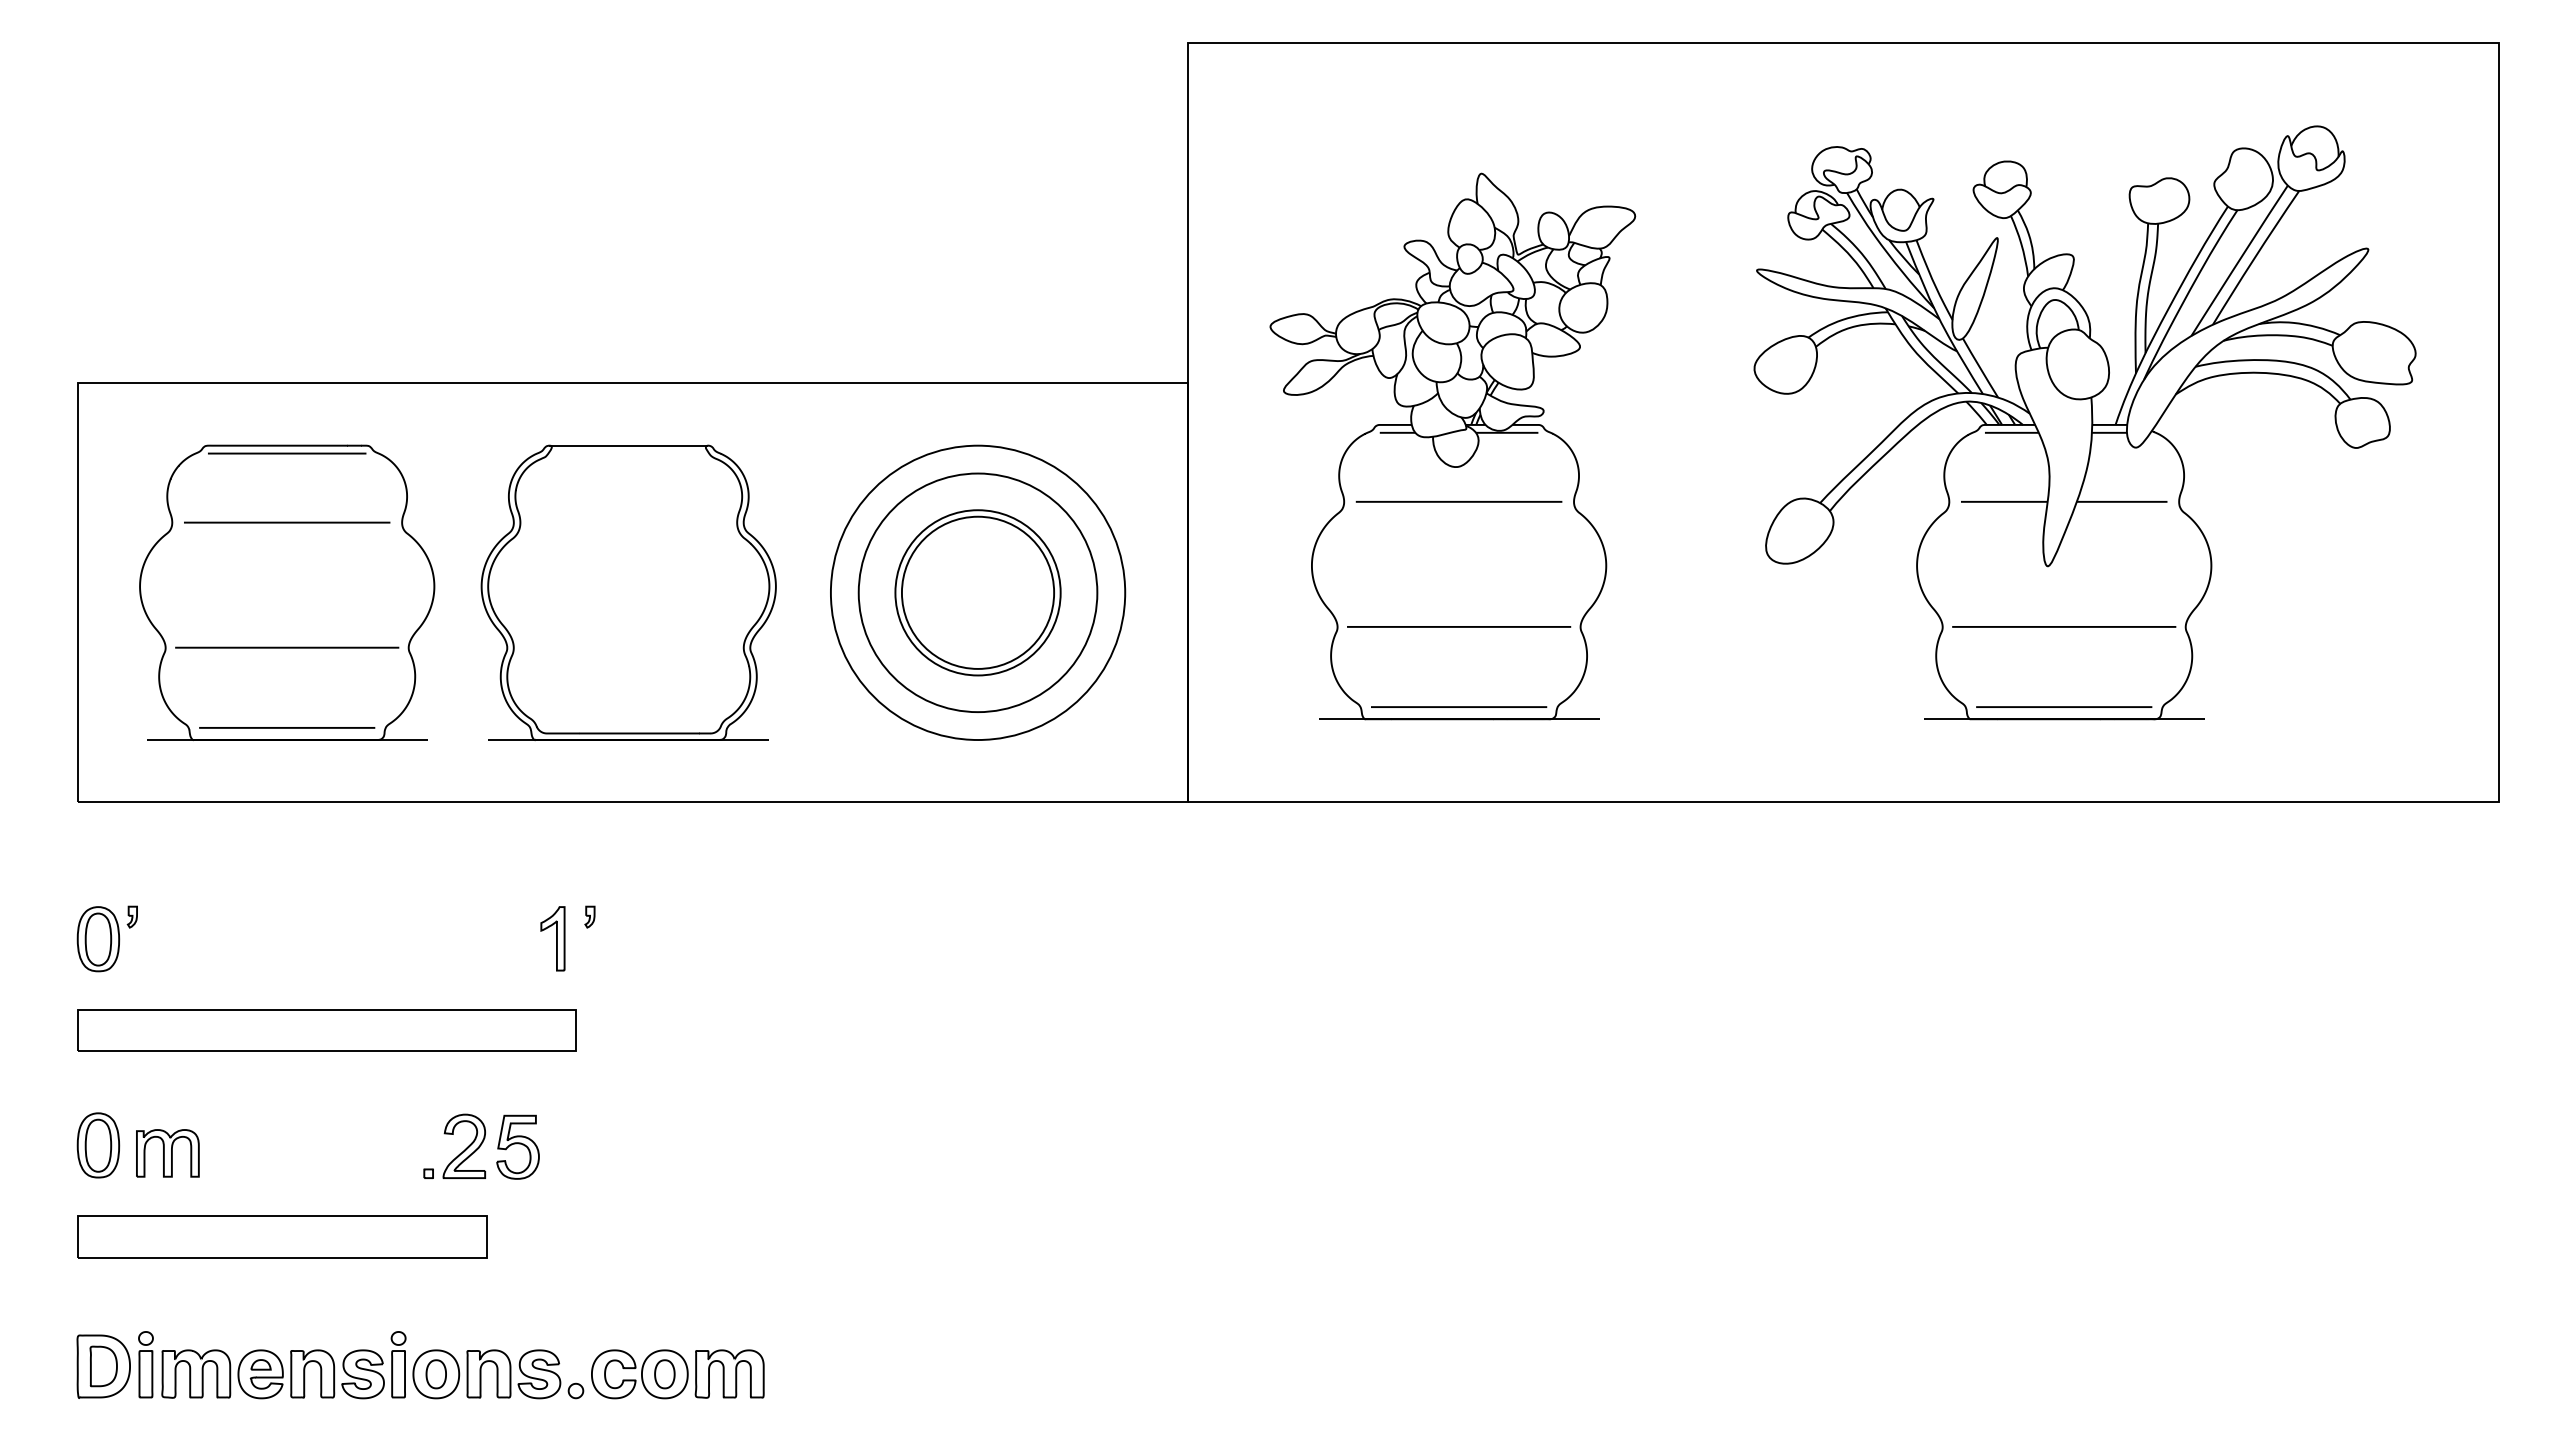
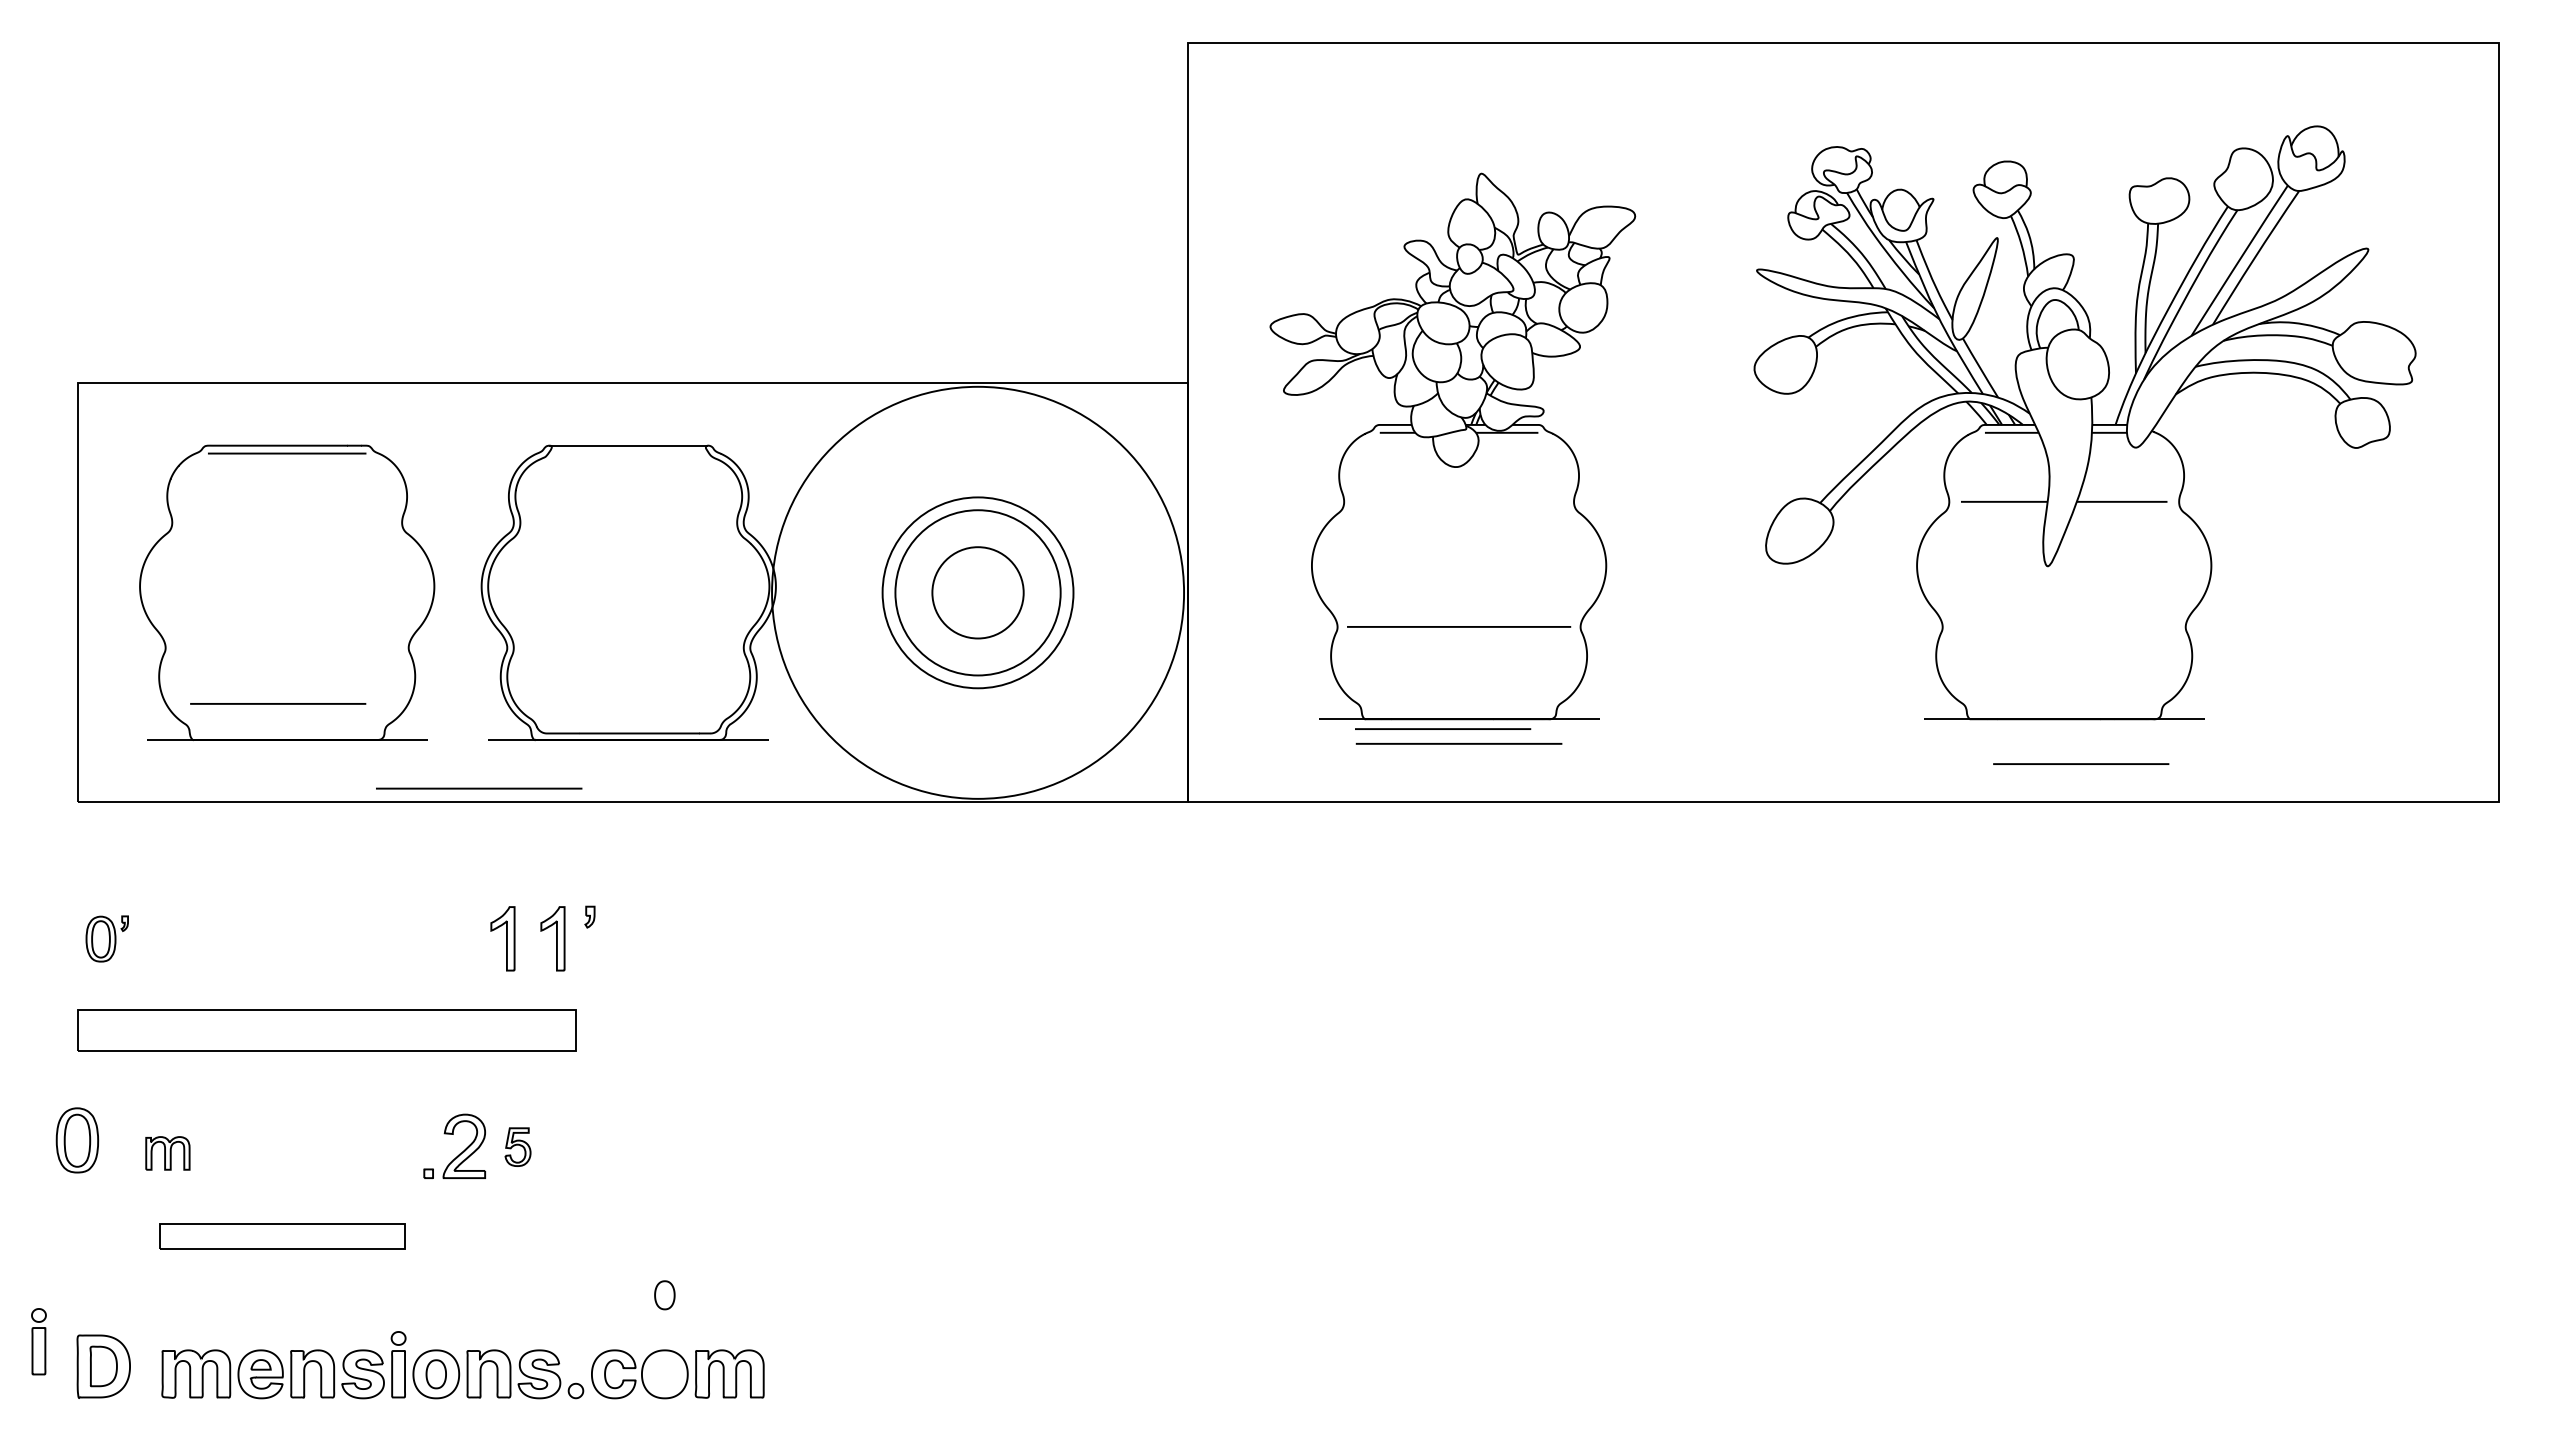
line position: (1458, 501) -> (1458, 743) (1458, 743)
line position: (287, 522) -> (479, 788) (479, 788)
circle diameter: 152 px -> 91 px (977, 592)
circle diameter: 239 px -> 191 px (977, 592)
circle diameter: 294 px -> 412 px (978, 592)
line: present -> none (2064, 626)
line: present -> none (287, 647)
line position: (1459, 706) -> (1443, 728) (1443, 728)
line position: (2064, 706) -> (2081, 763) (2081, 763)
line position: (287, 727) -> (278, 703) (278, 703)
part size: 62x68 px -> 44x48 px (106, 938)
part: none -> present (502, 938)
part position: (98, 1145) -> (77, 1140) (77, 1140)
part size: 44x66 px -> 28x40 px (517, 1146)
part size: 64x49 px -> 46x35 px (167, 1153)
part size: 411x44 px -> 247x27 px (282, 1236)
part position: (145, 1364) -> (38, 1341) (38, 1341)
part position: (664, 1374) -> (664, 1295) (664, 1295)
